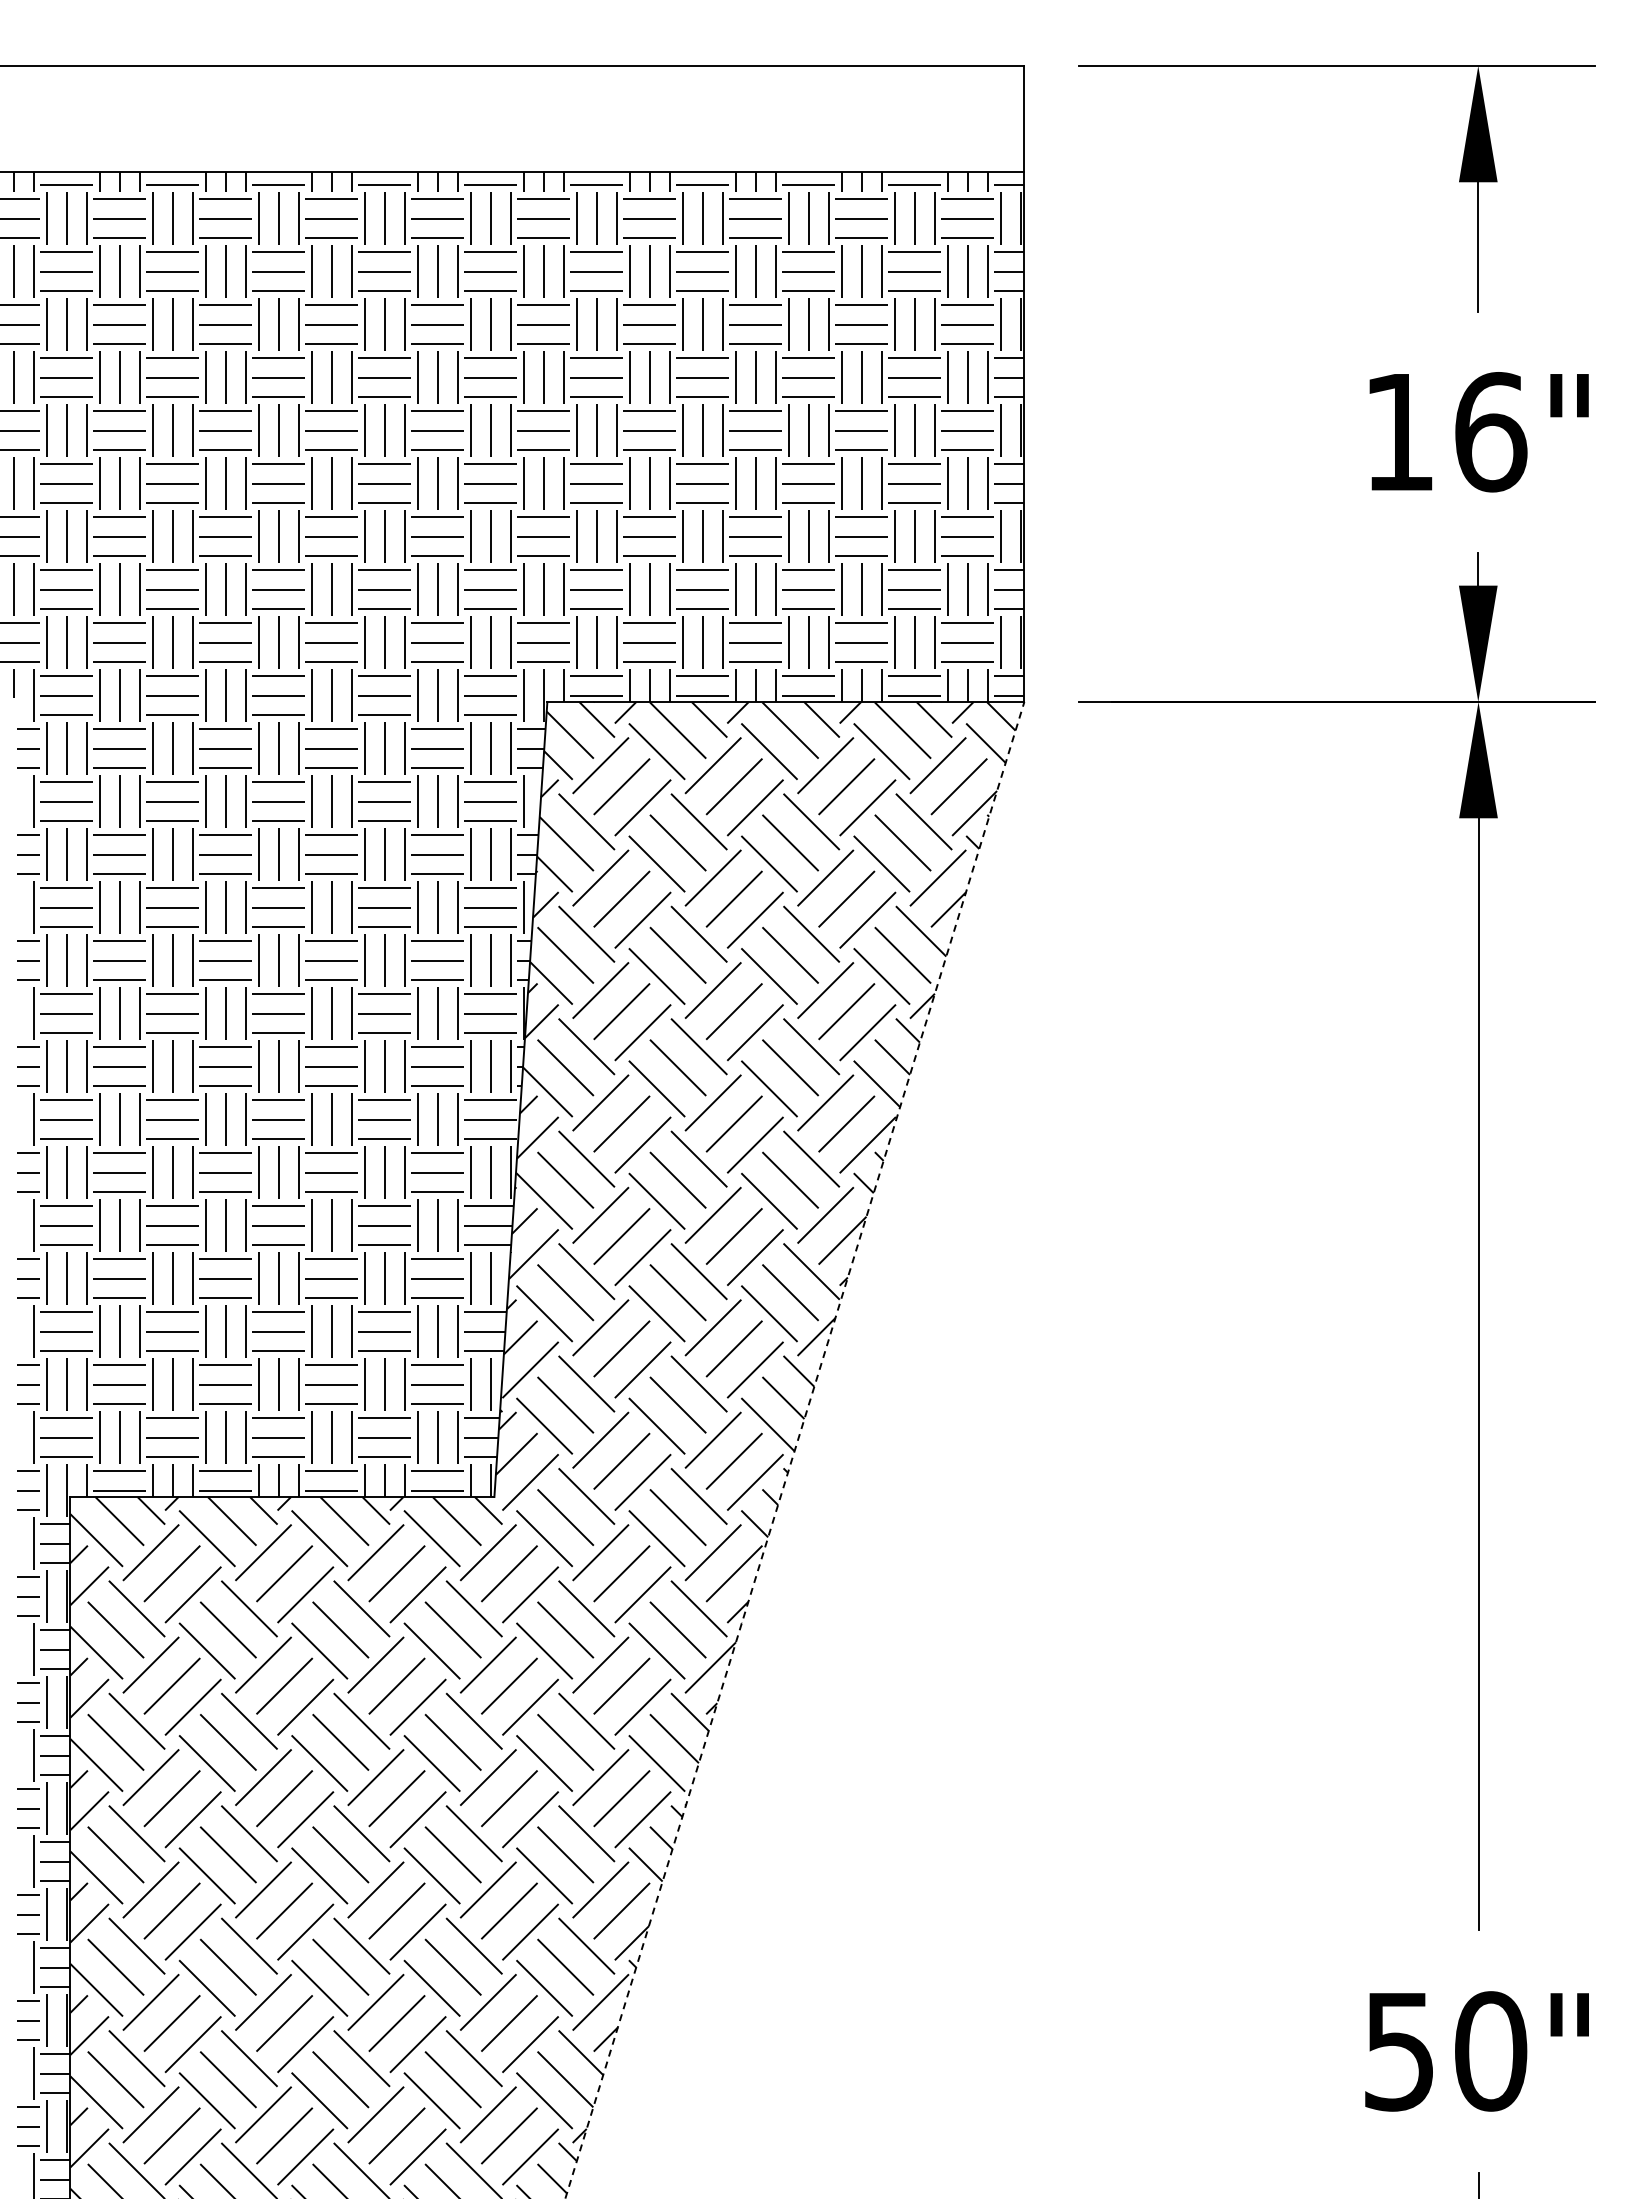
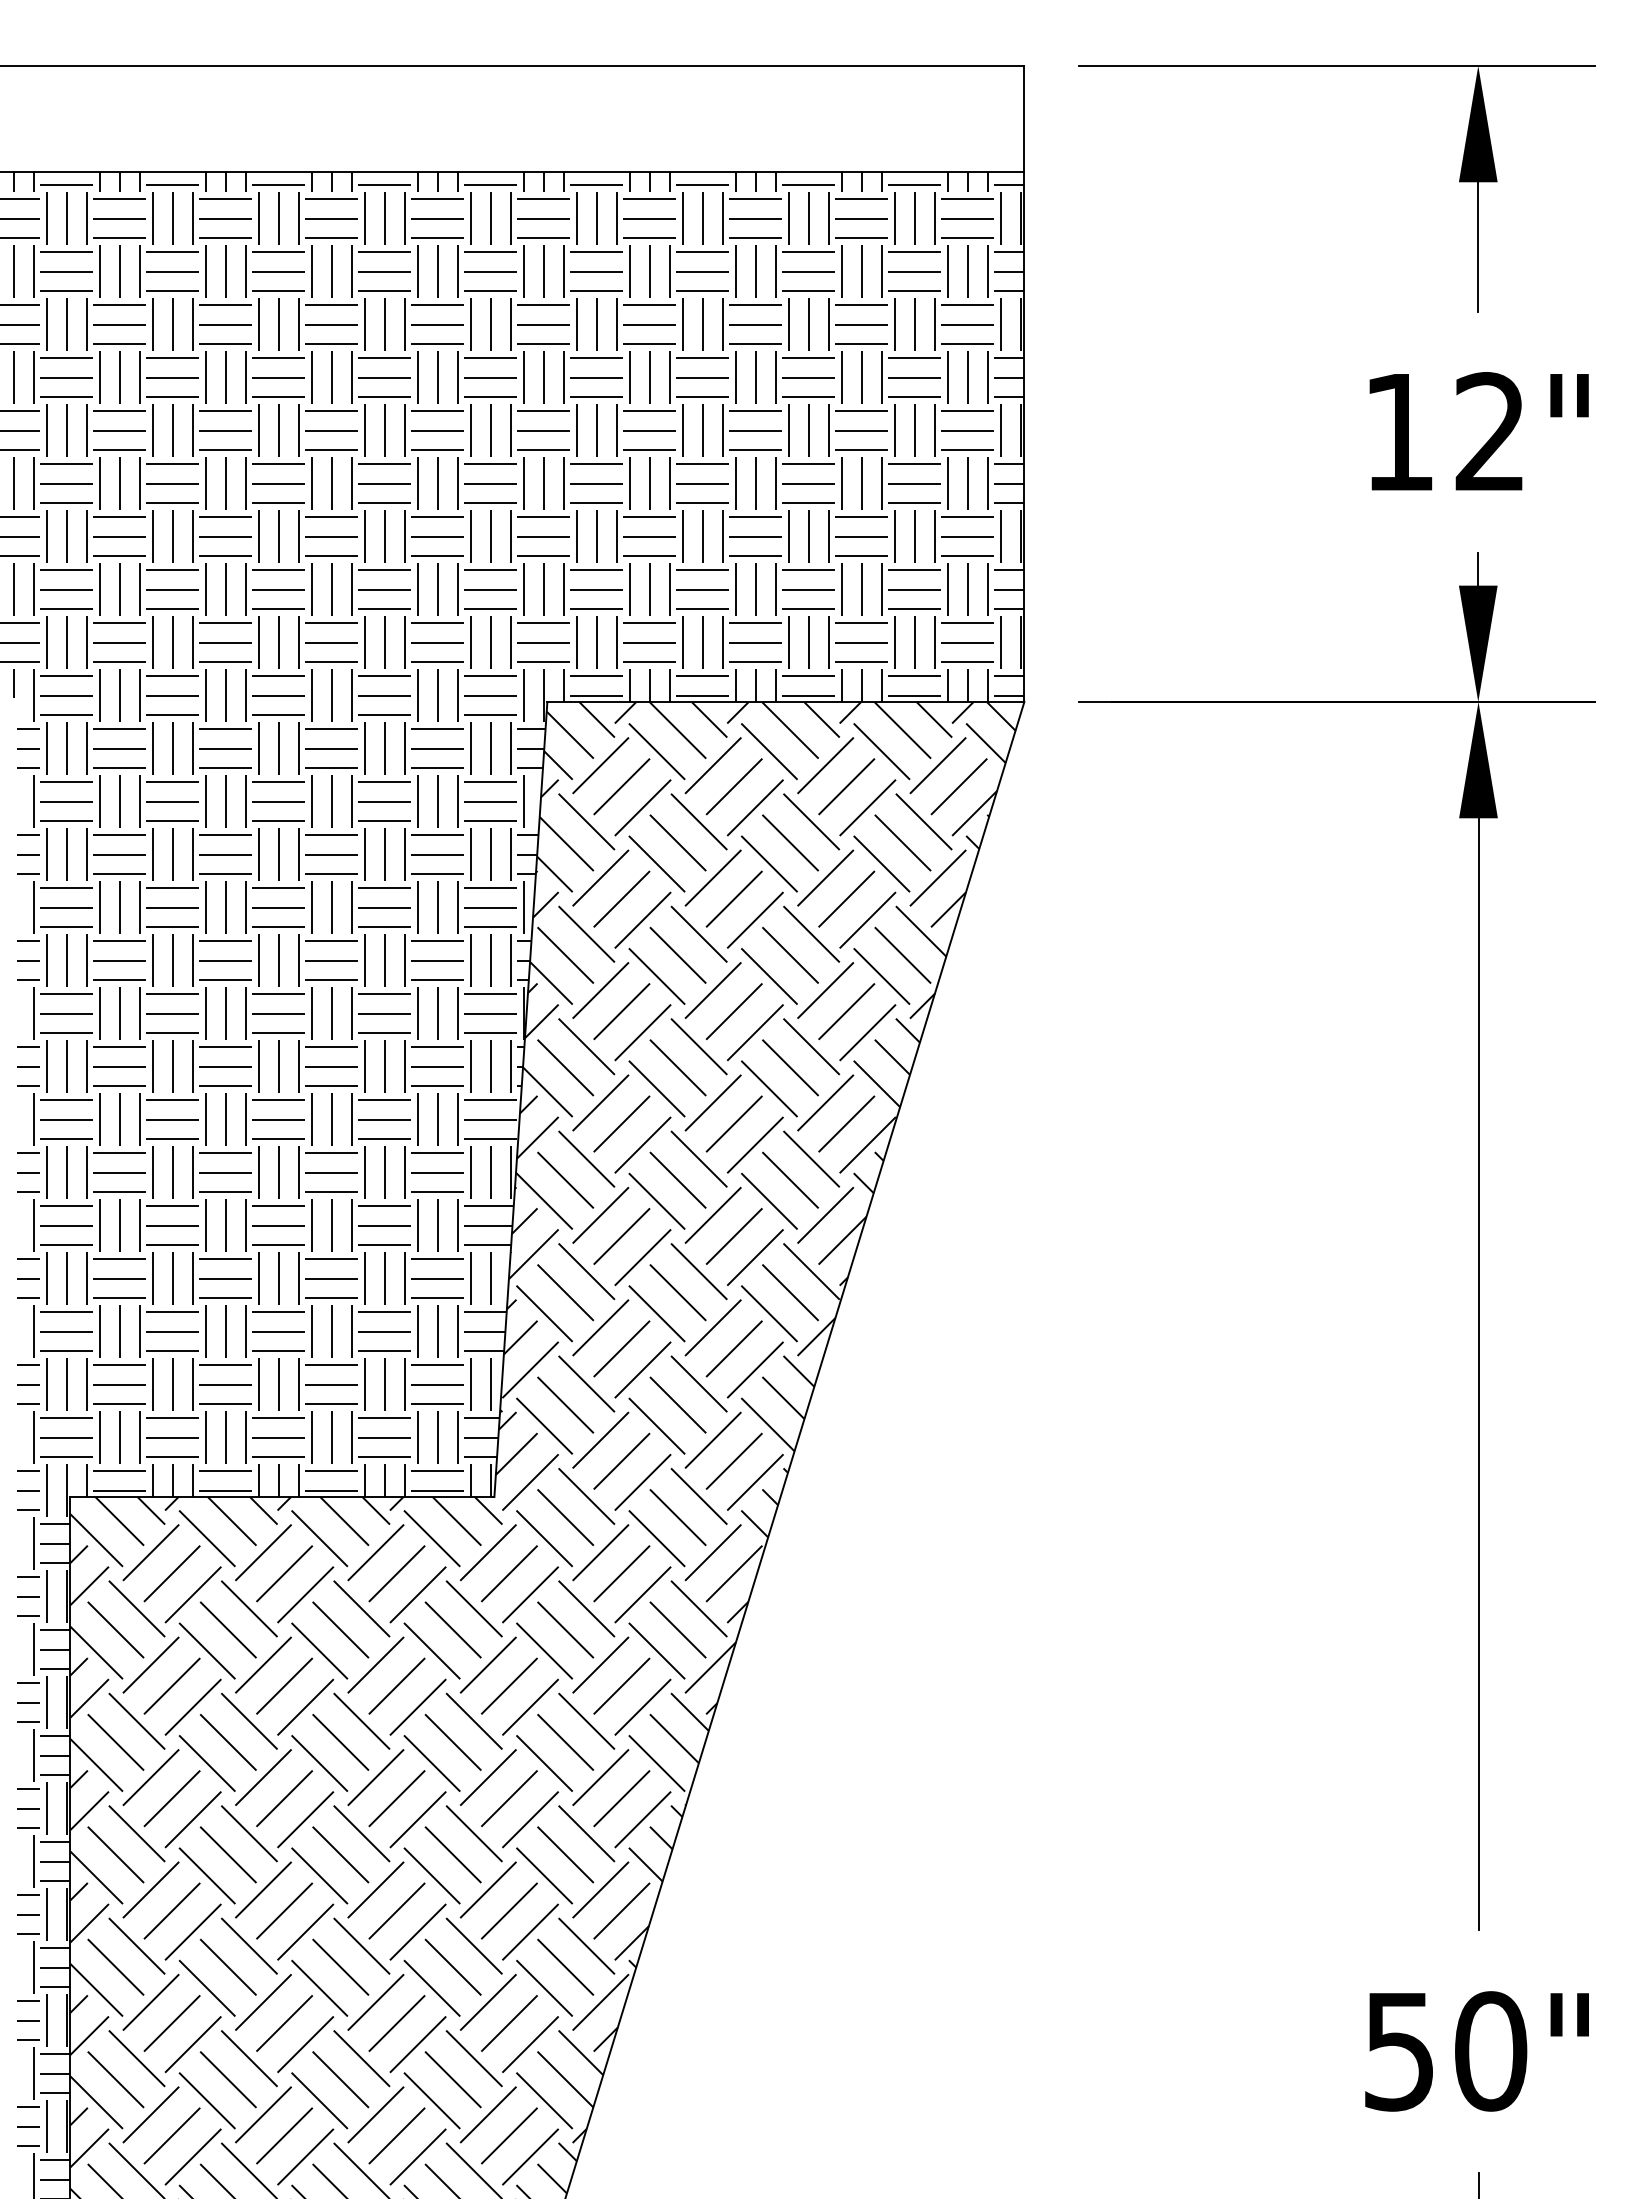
text: 16" -> 12" (1491, 432)
line: dashed -> solid (794, 1450)
